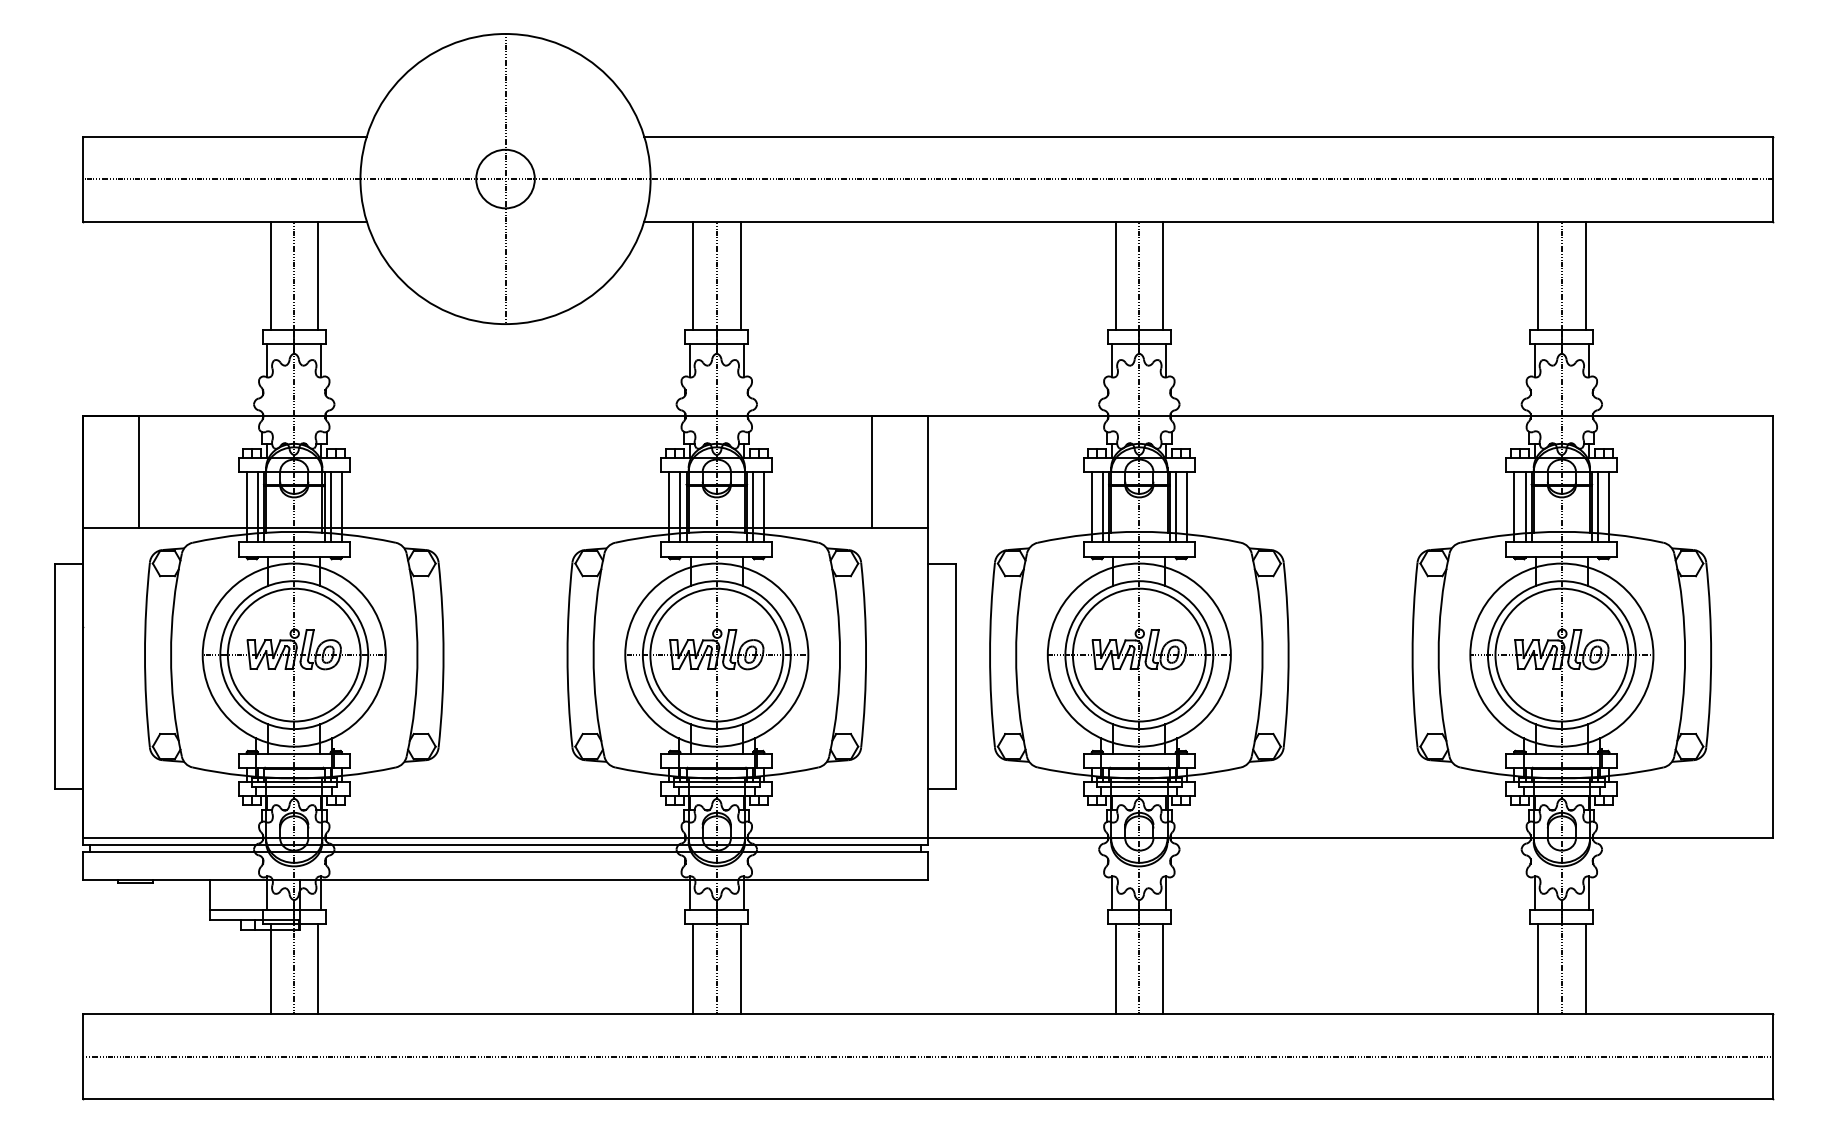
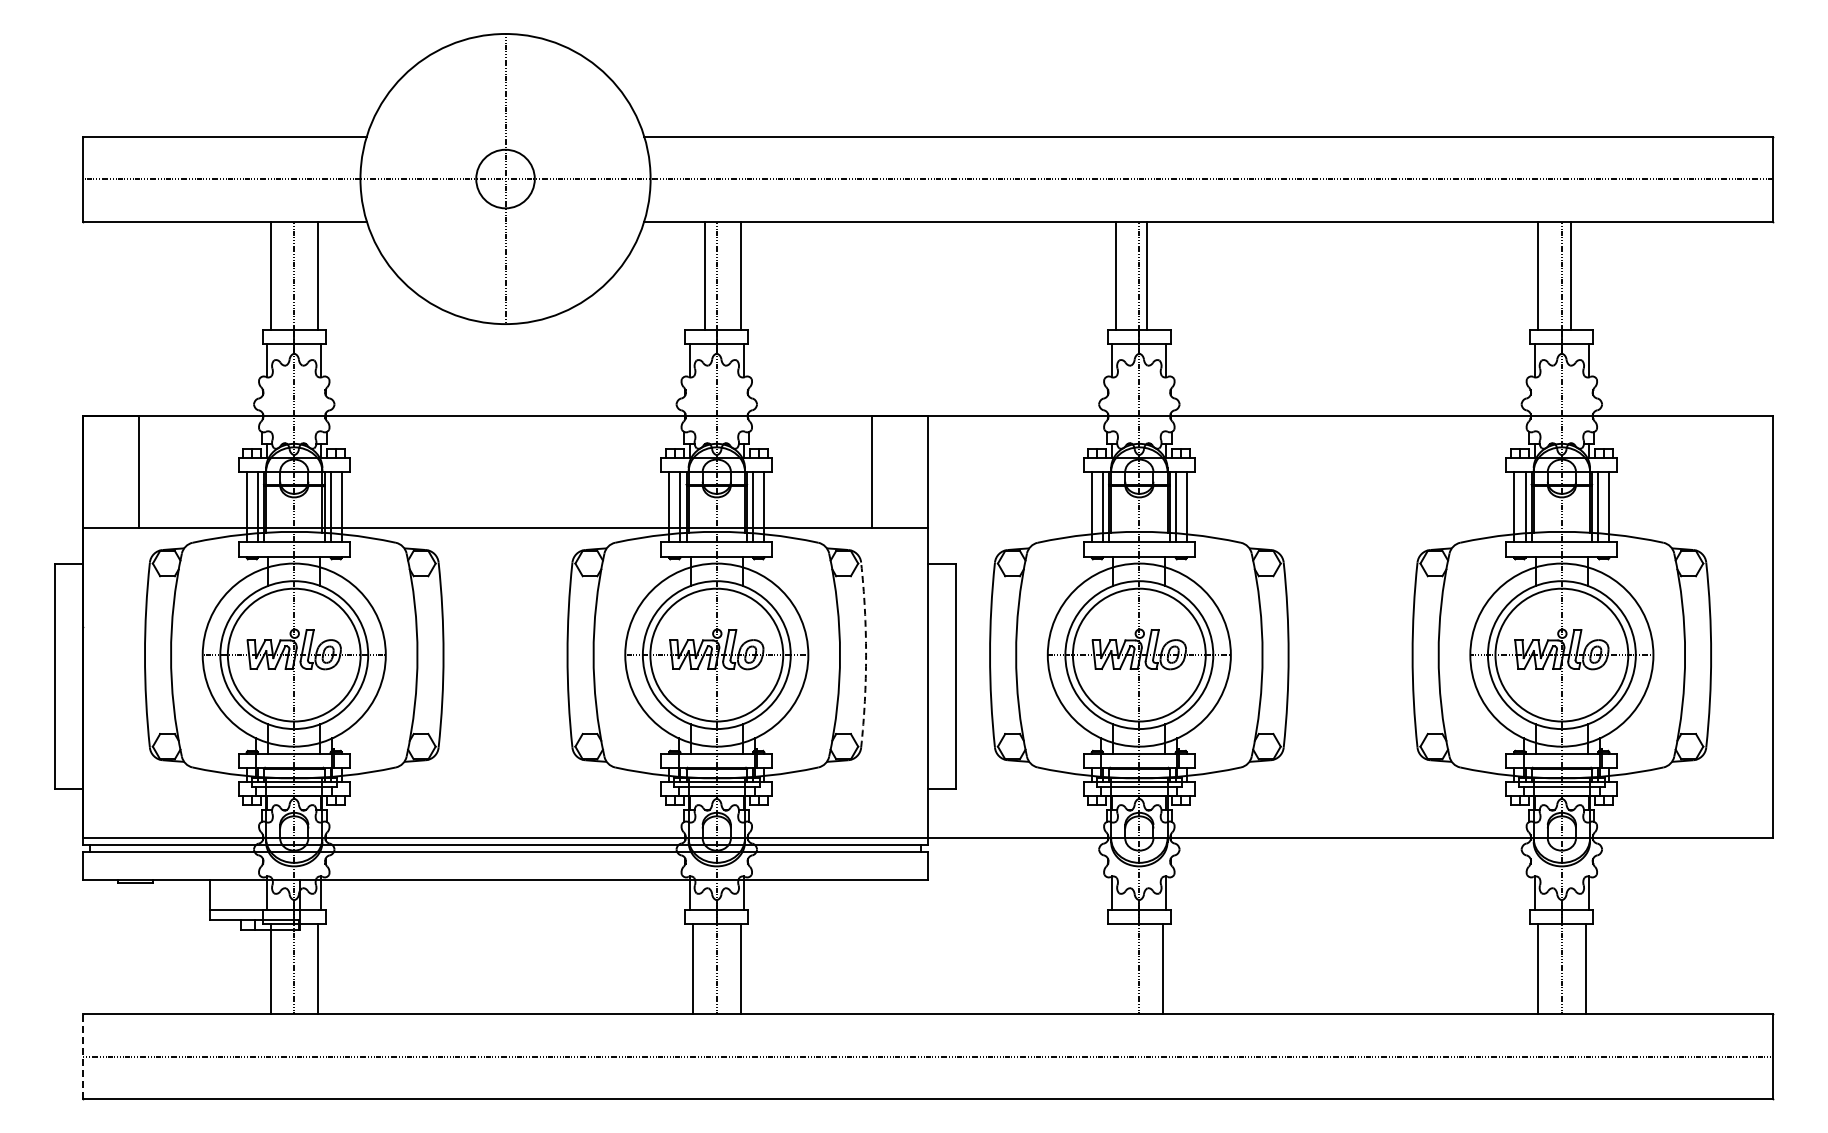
line position: (693, 275) -> (705, 275) (705, 275)
line position: (1163, 275) -> (1147, 275) (1147, 275)
line position: (1585, 275) -> (1570, 275) (1570, 275)
arc: solid -> dashed (866, 655)
line: present -> none (1115, 969)
line: solid -> dashed (83, 1056)
